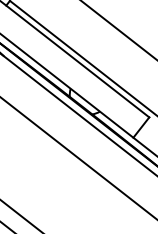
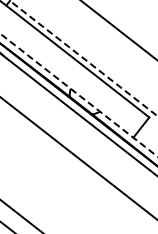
line: solid -> dashed (83, 58)
line: solid -> dashed (78, 95)
